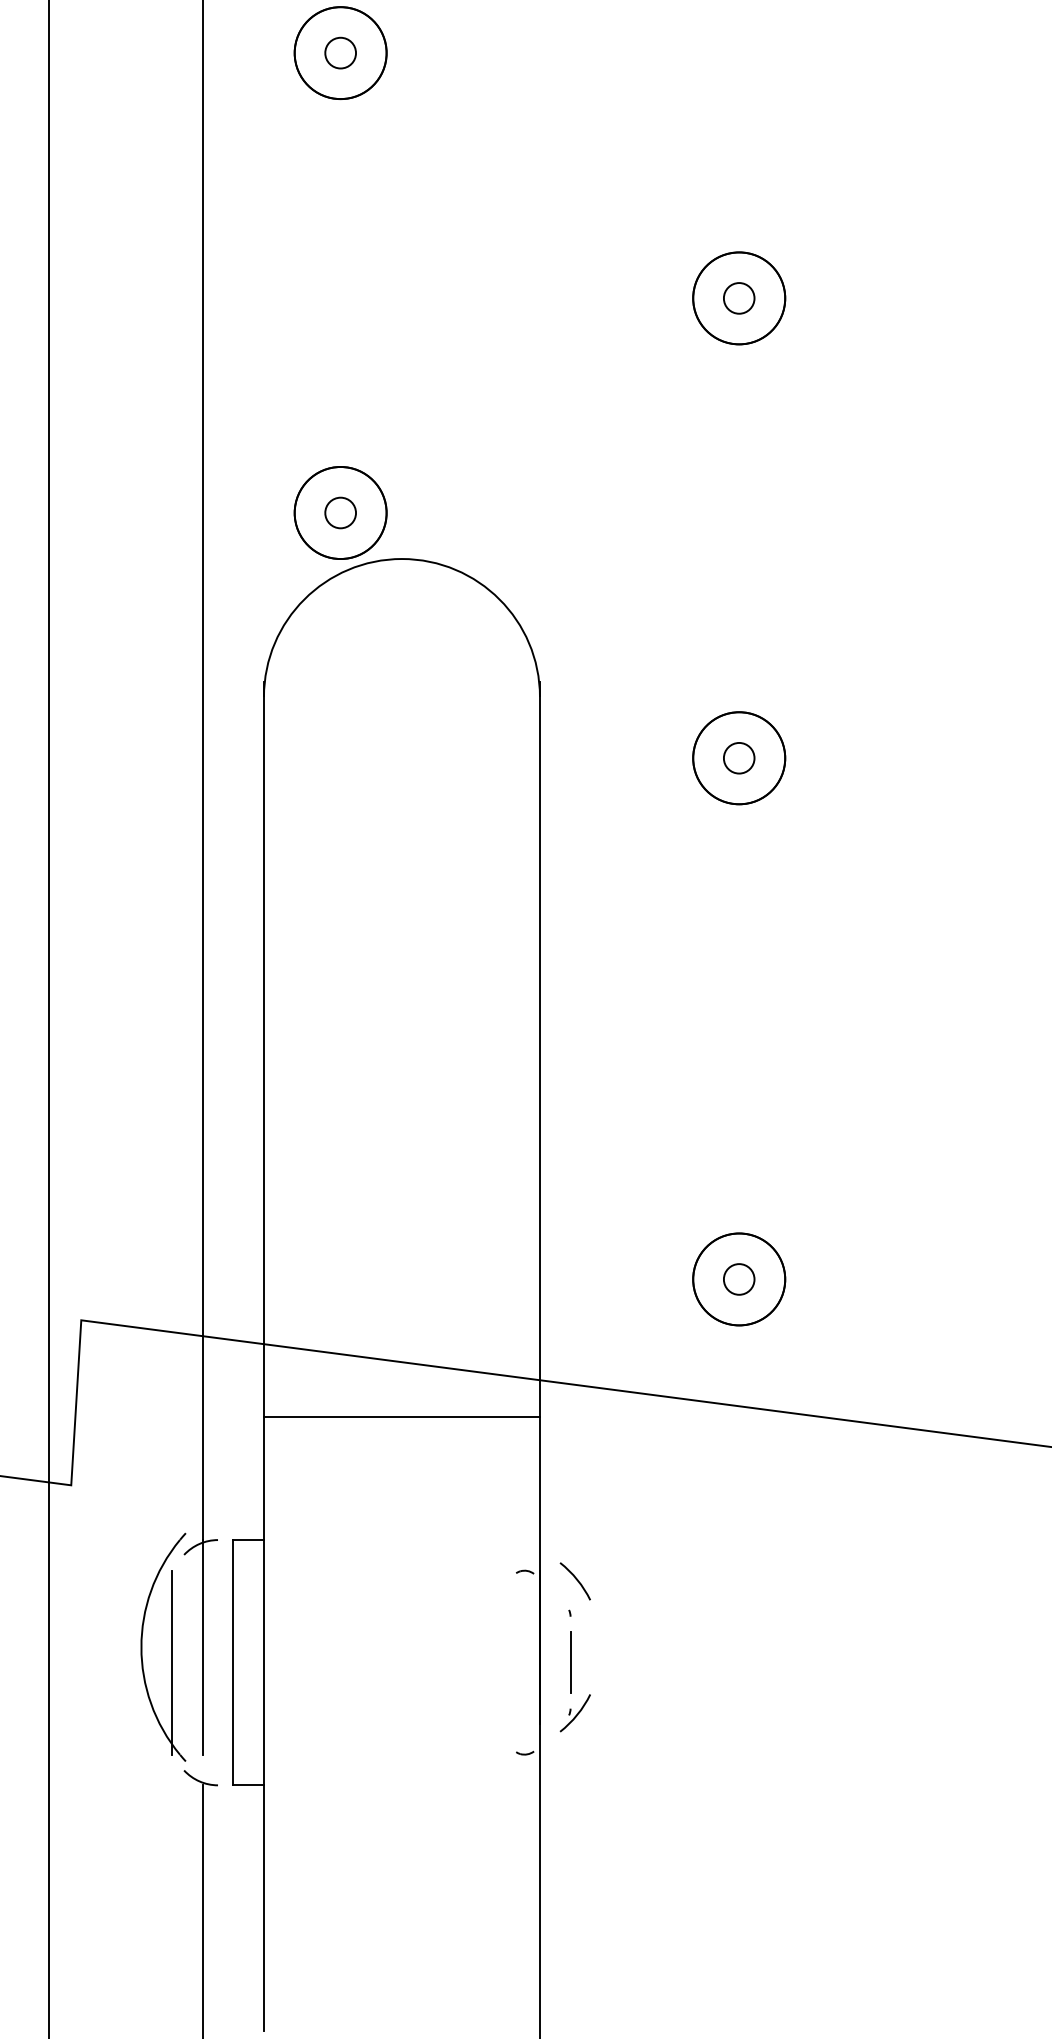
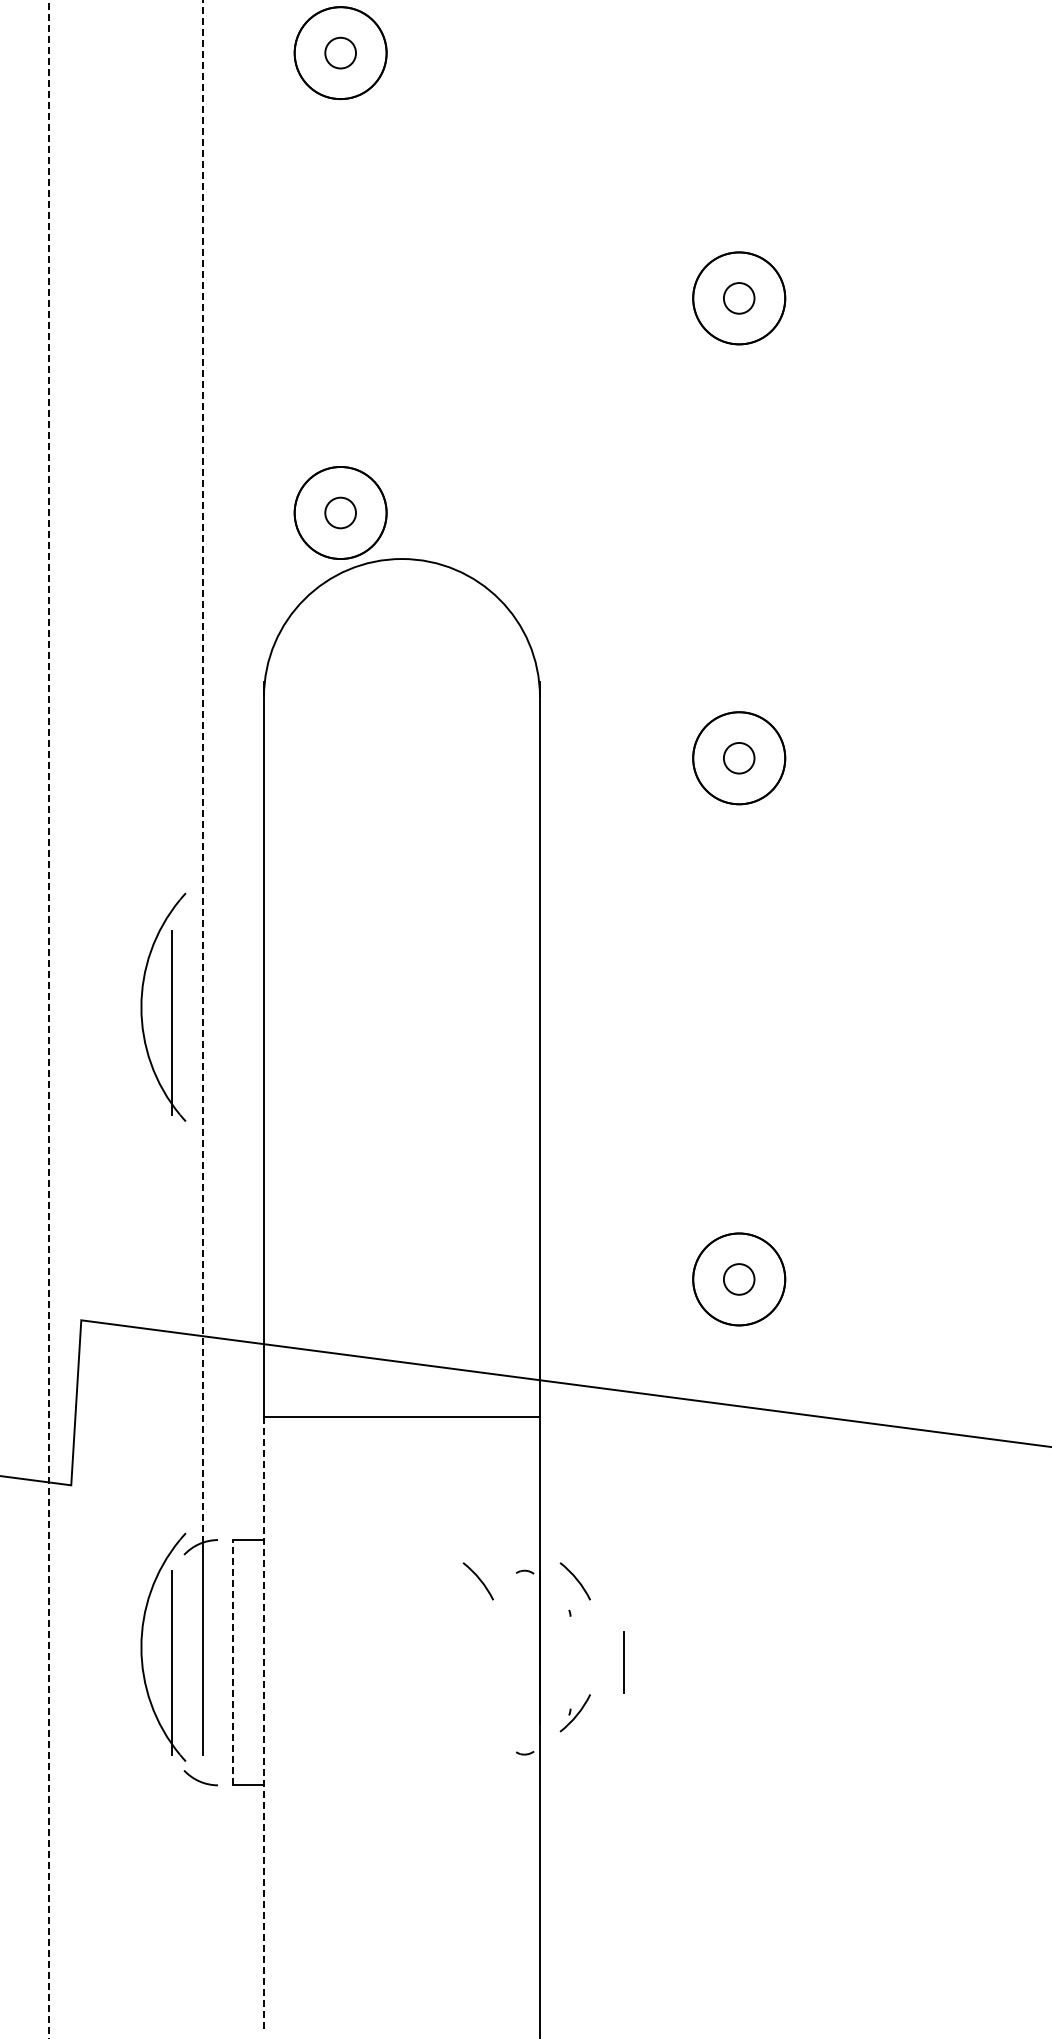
line: solid -> dashed (202, 770)
part: none -> present (171, 1006)
line: solid -> dashed (49, 1018)
curve: none -> present (478, 1579)
line: solid -> dashed (233, 1662)
line position: (570, 1662) -> (623, 1662) (623, 1662)
line: solid -> dashed (263, 1724)
line: present -> none (202, 1910)
